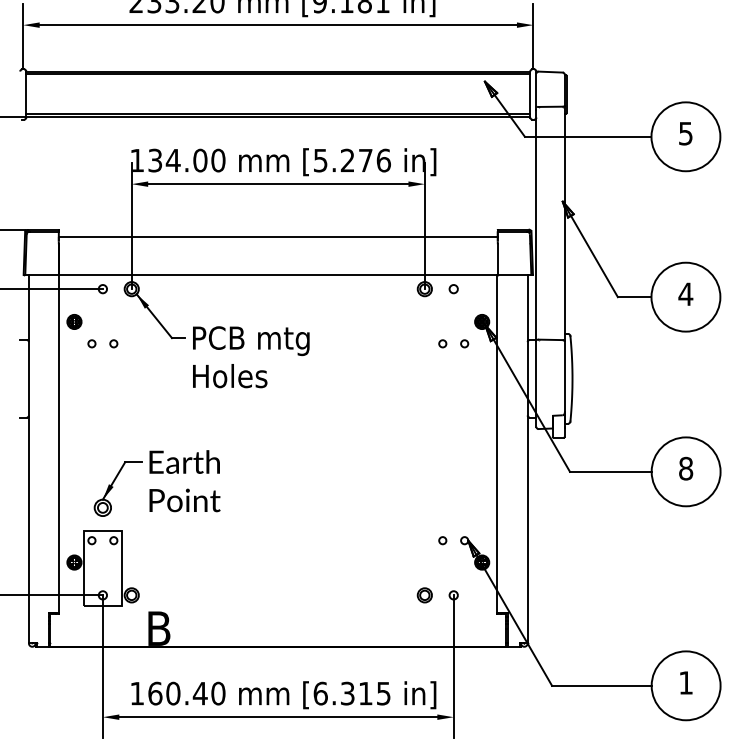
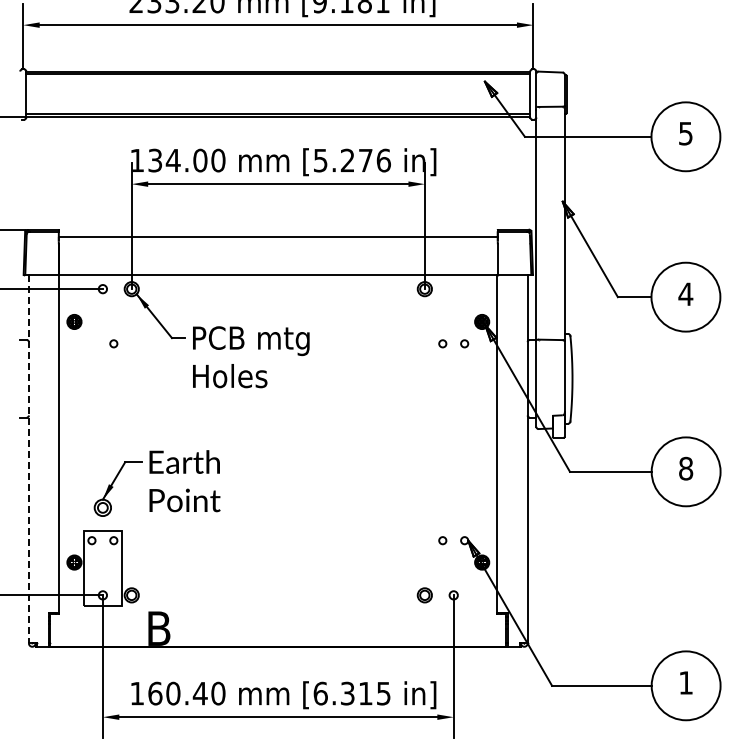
circle: present -> none (453, 289)
circle: present -> none (91, 343)
line: solid -> dashed (28, 459)
